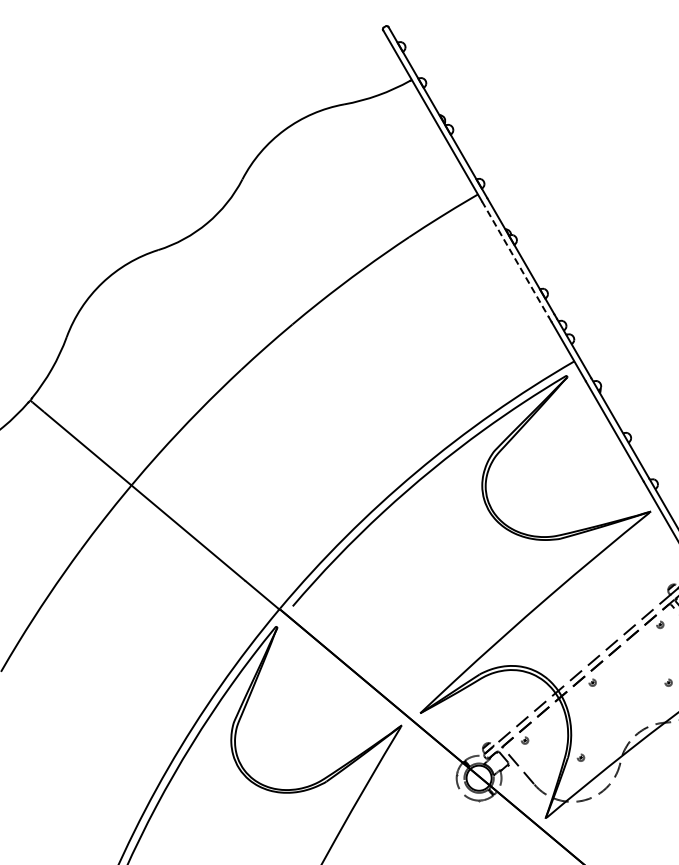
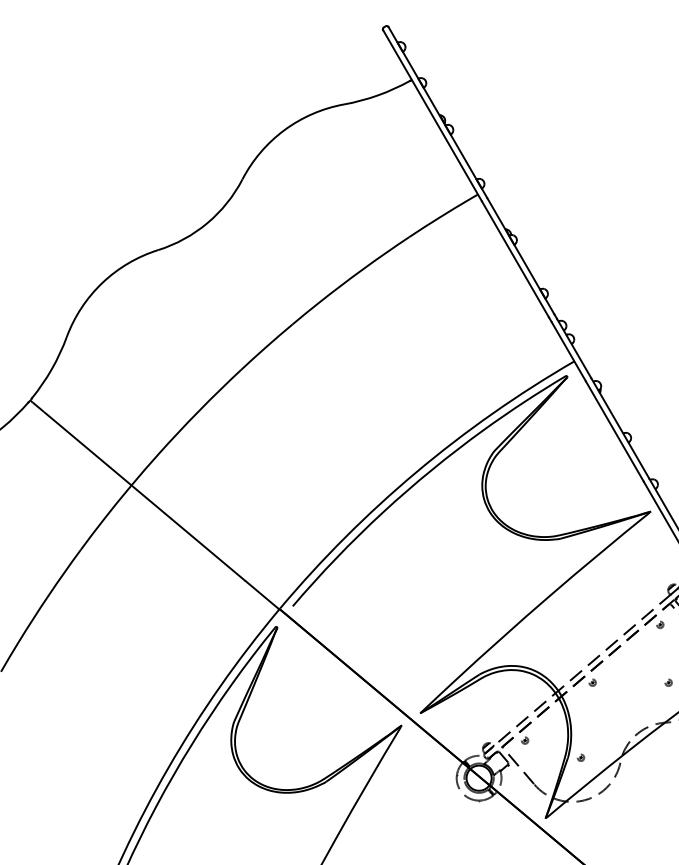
line: dashed -> solid (515, 259)
